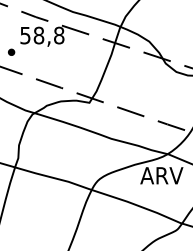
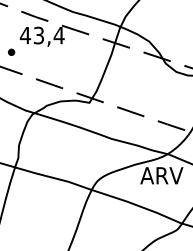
text: 58,8 -> 43,4 (41, 35)
